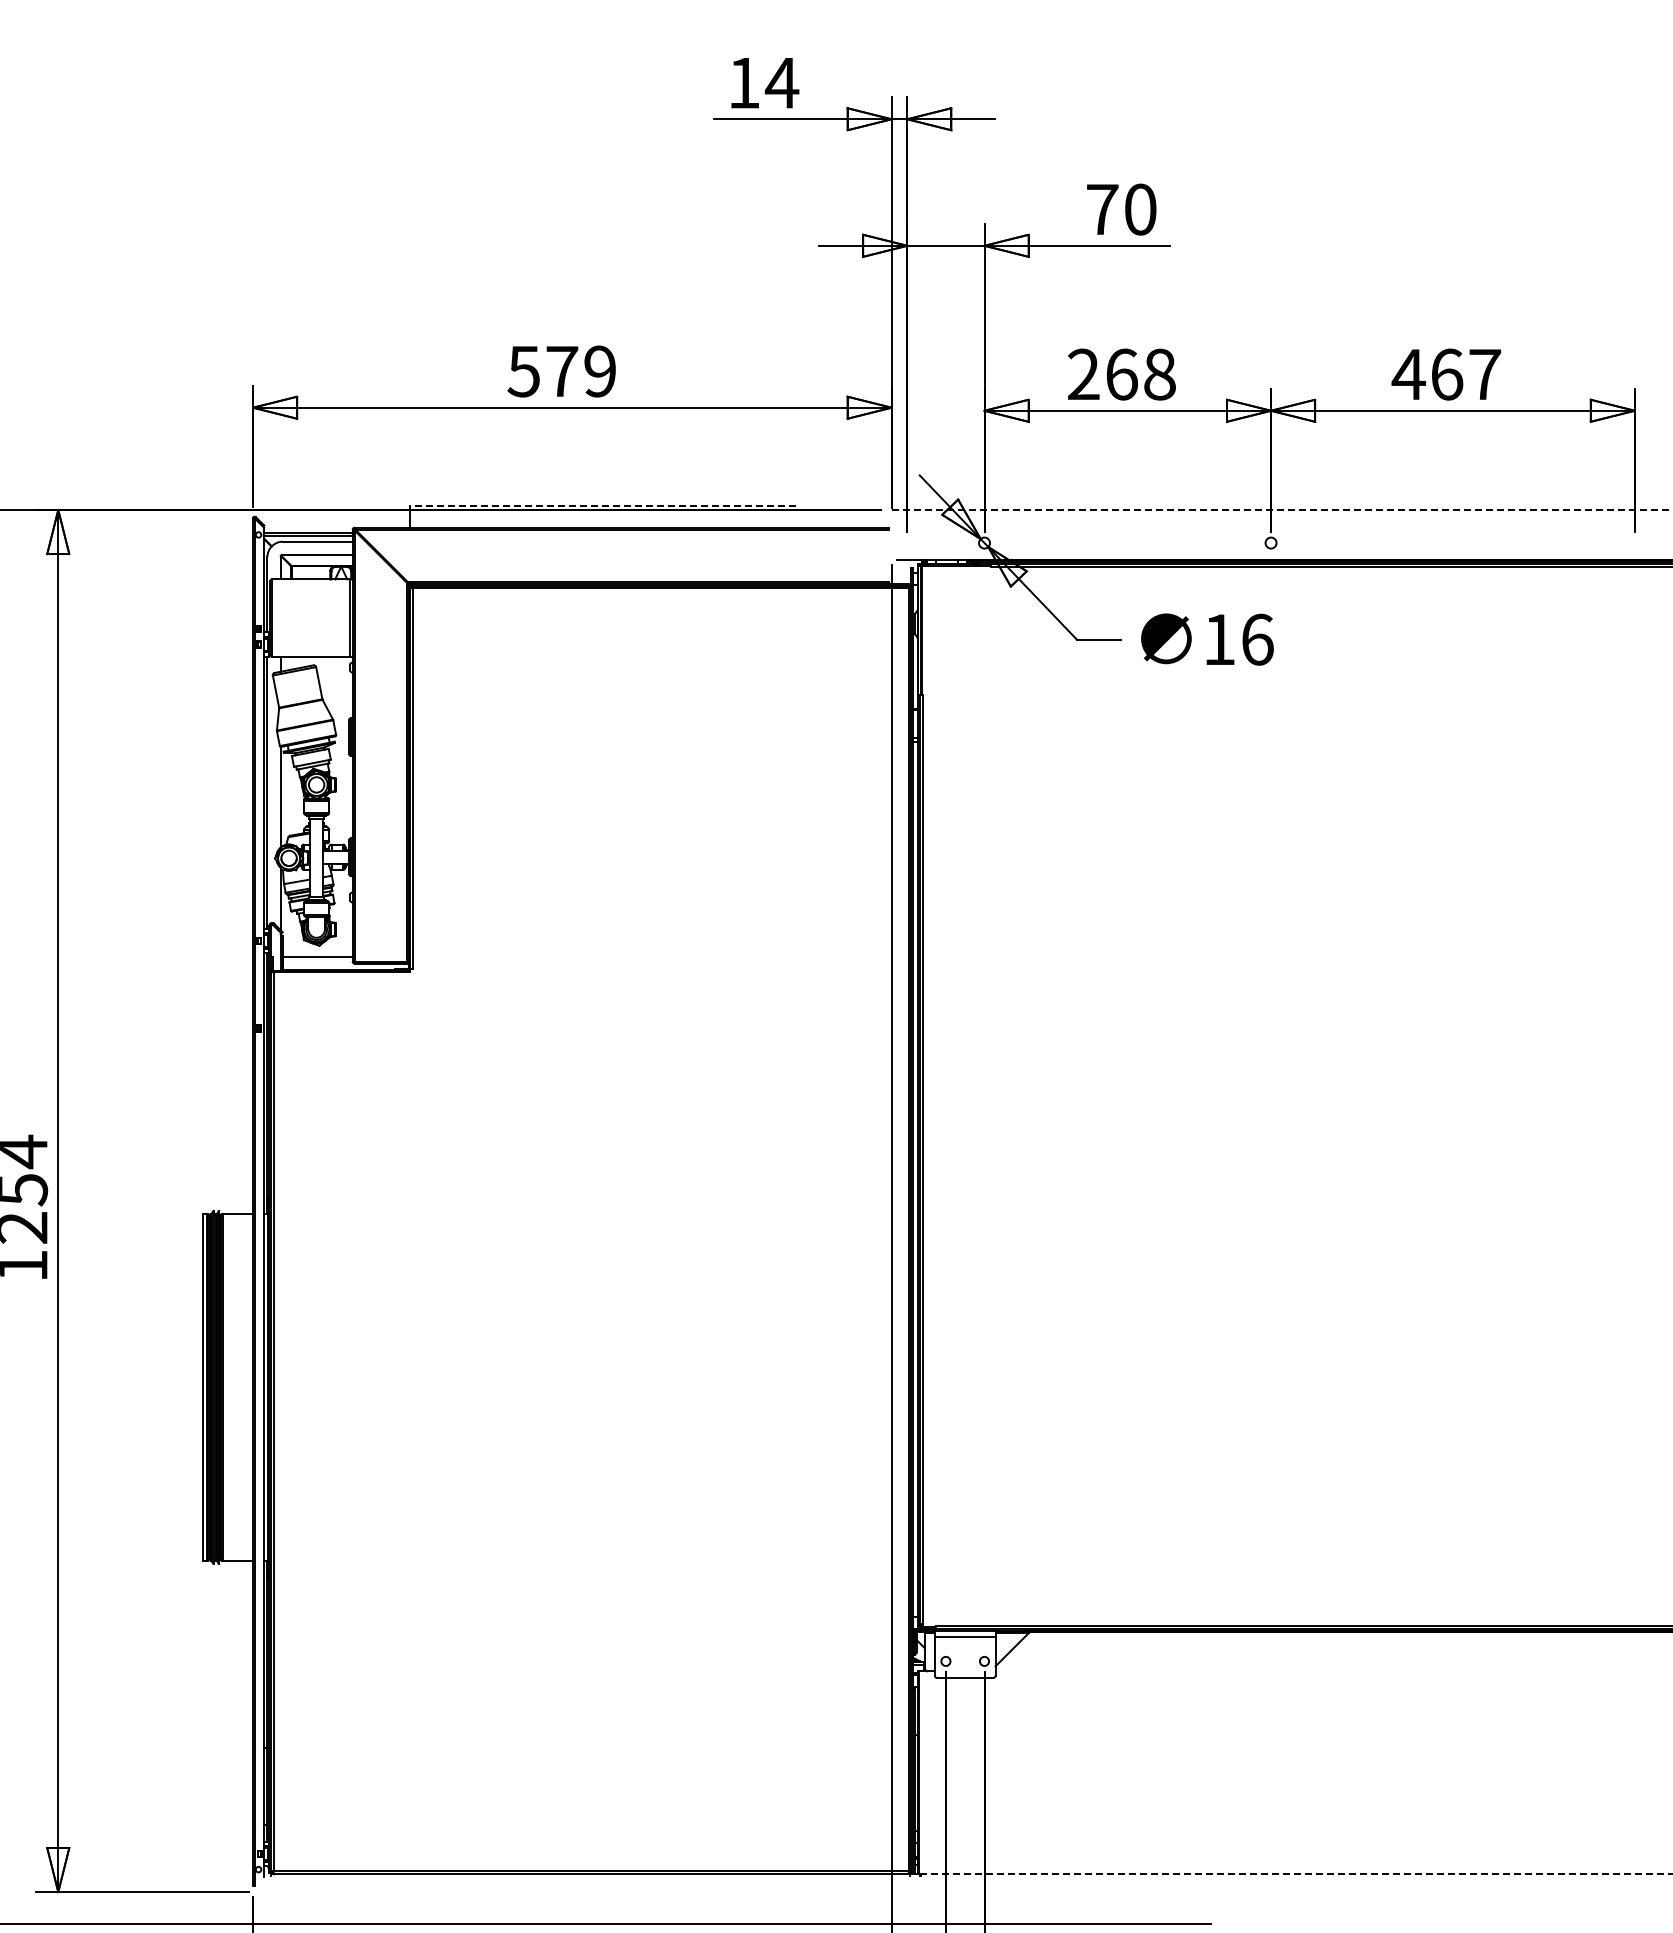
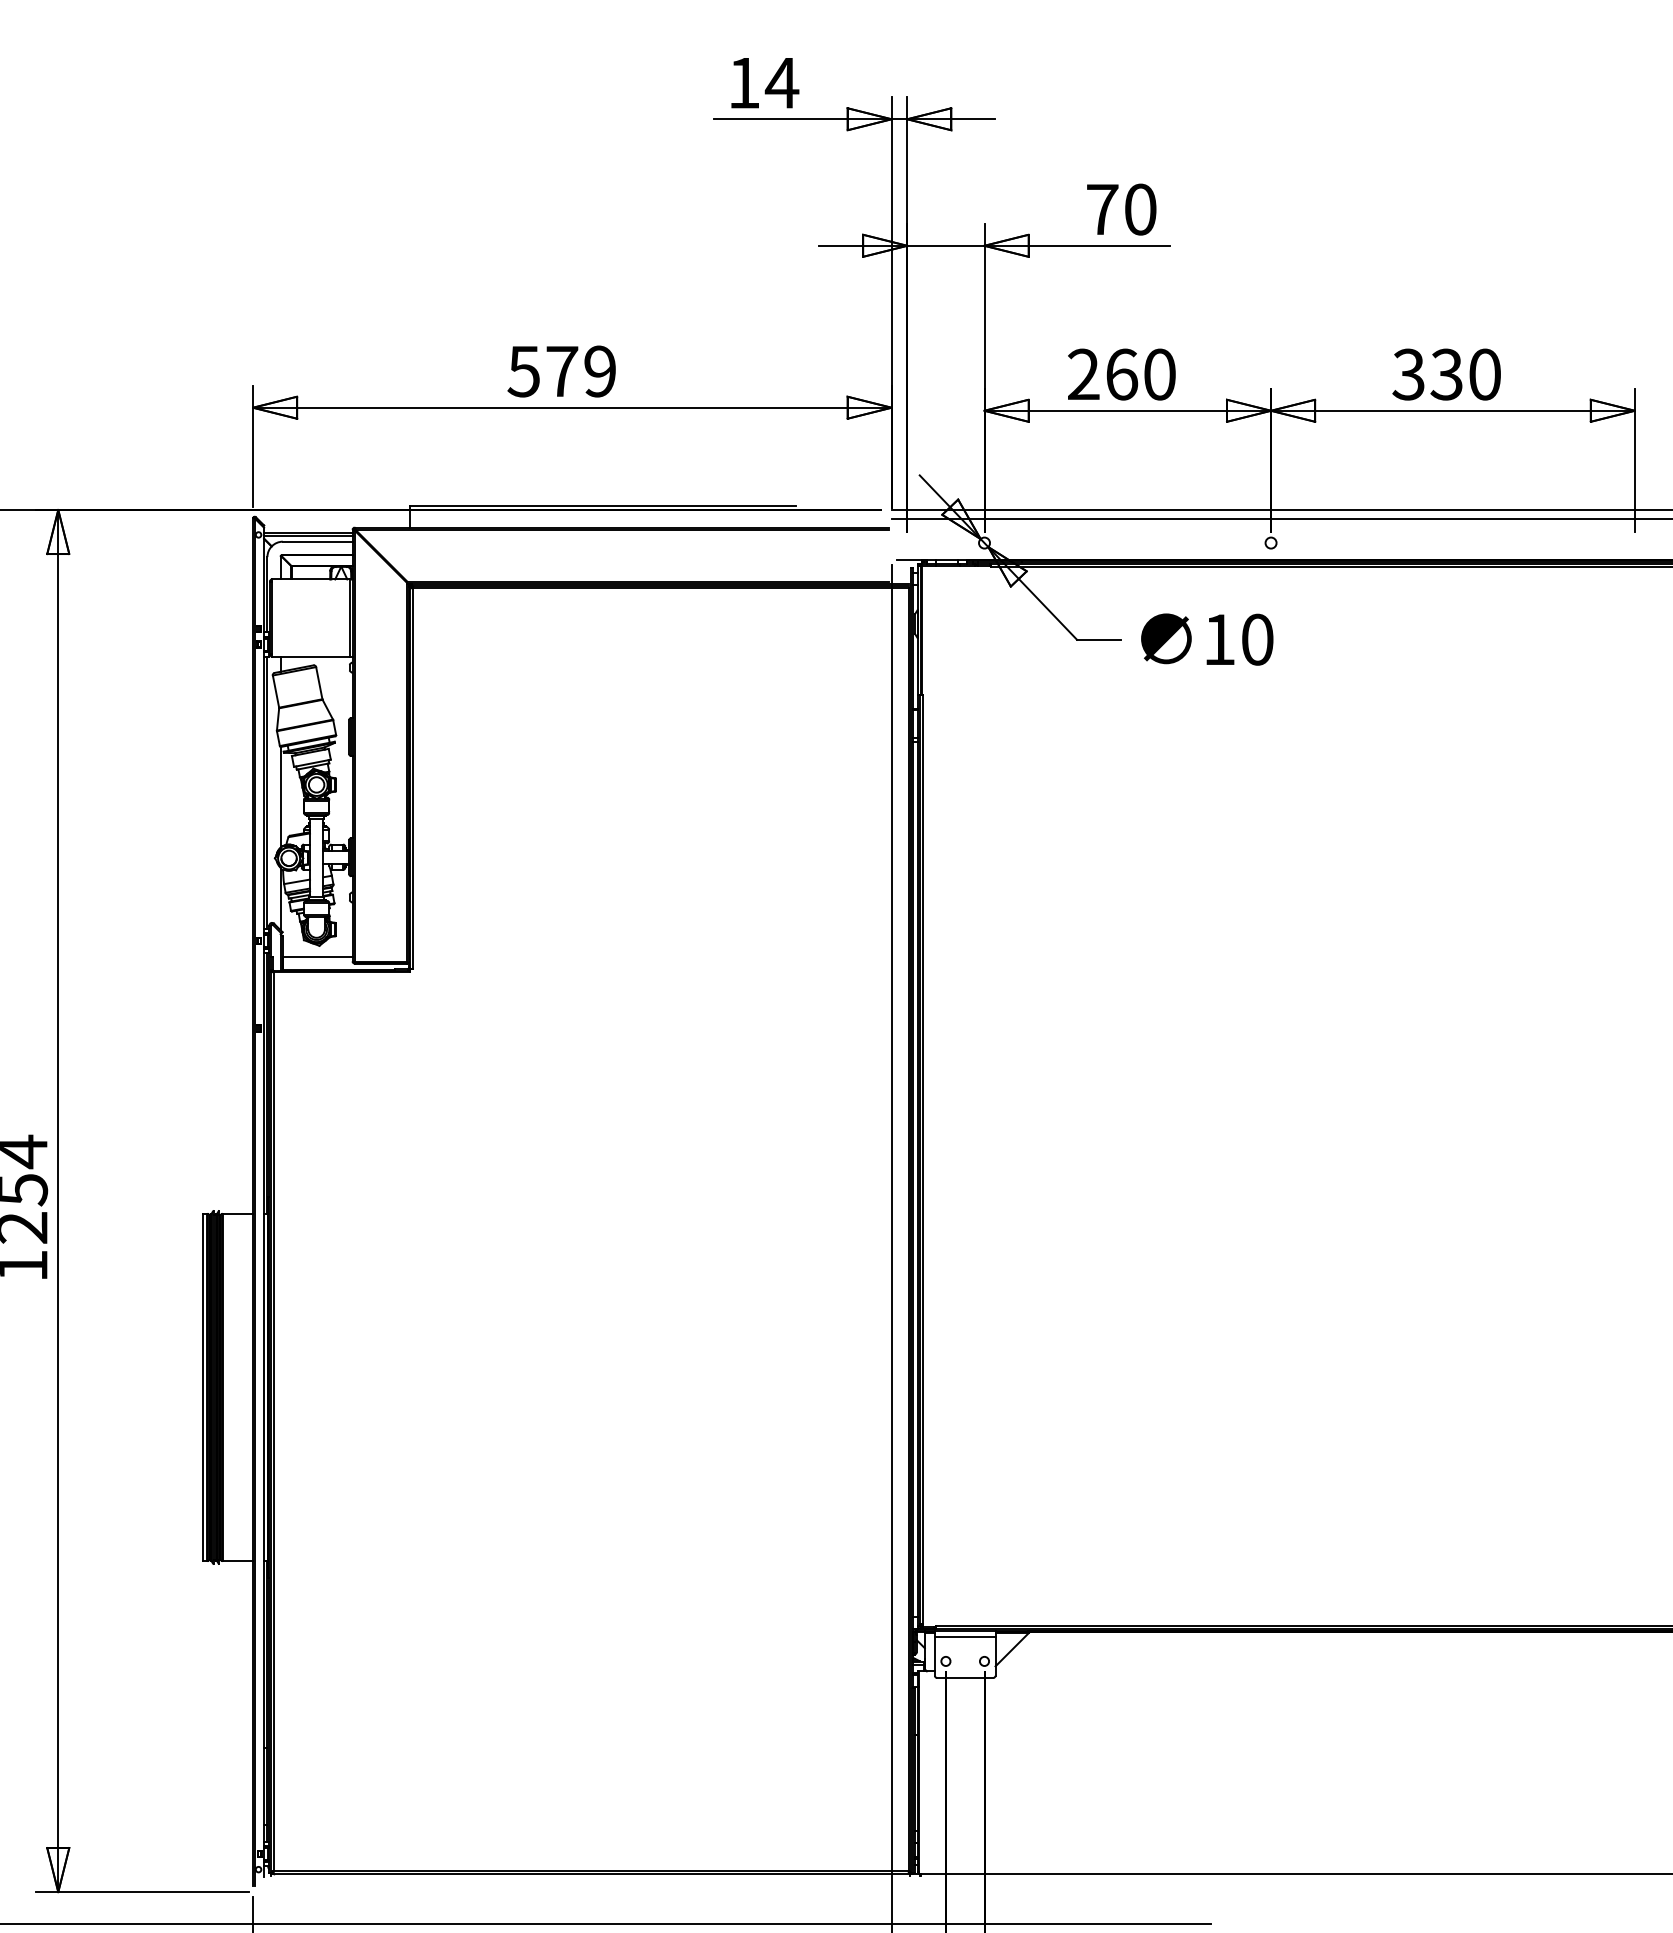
text: 268 -> 260 (1159, 374)
text: 467 -> 330 (1446, 374)
line: dashed -> solid (602, 505)
line: dashed -> solid (1282, 510)
line: none -> present (1280, 518)
text: 16 -> 10 (1257, 639)
line: dashed -> solid (1295, 1874)
